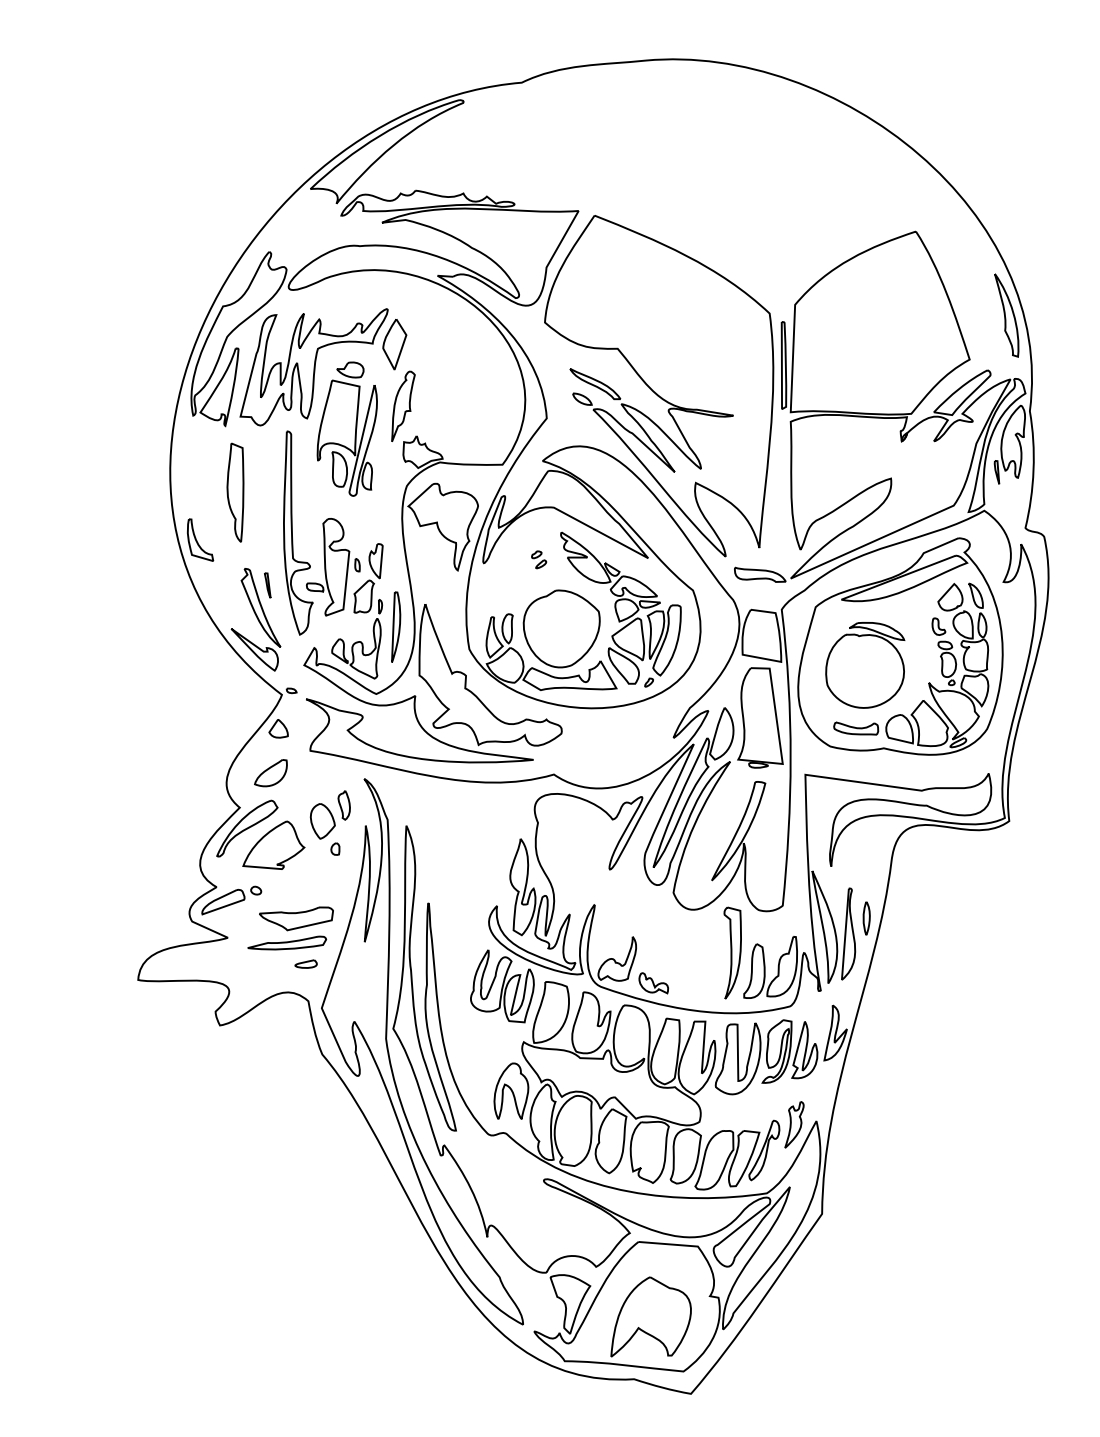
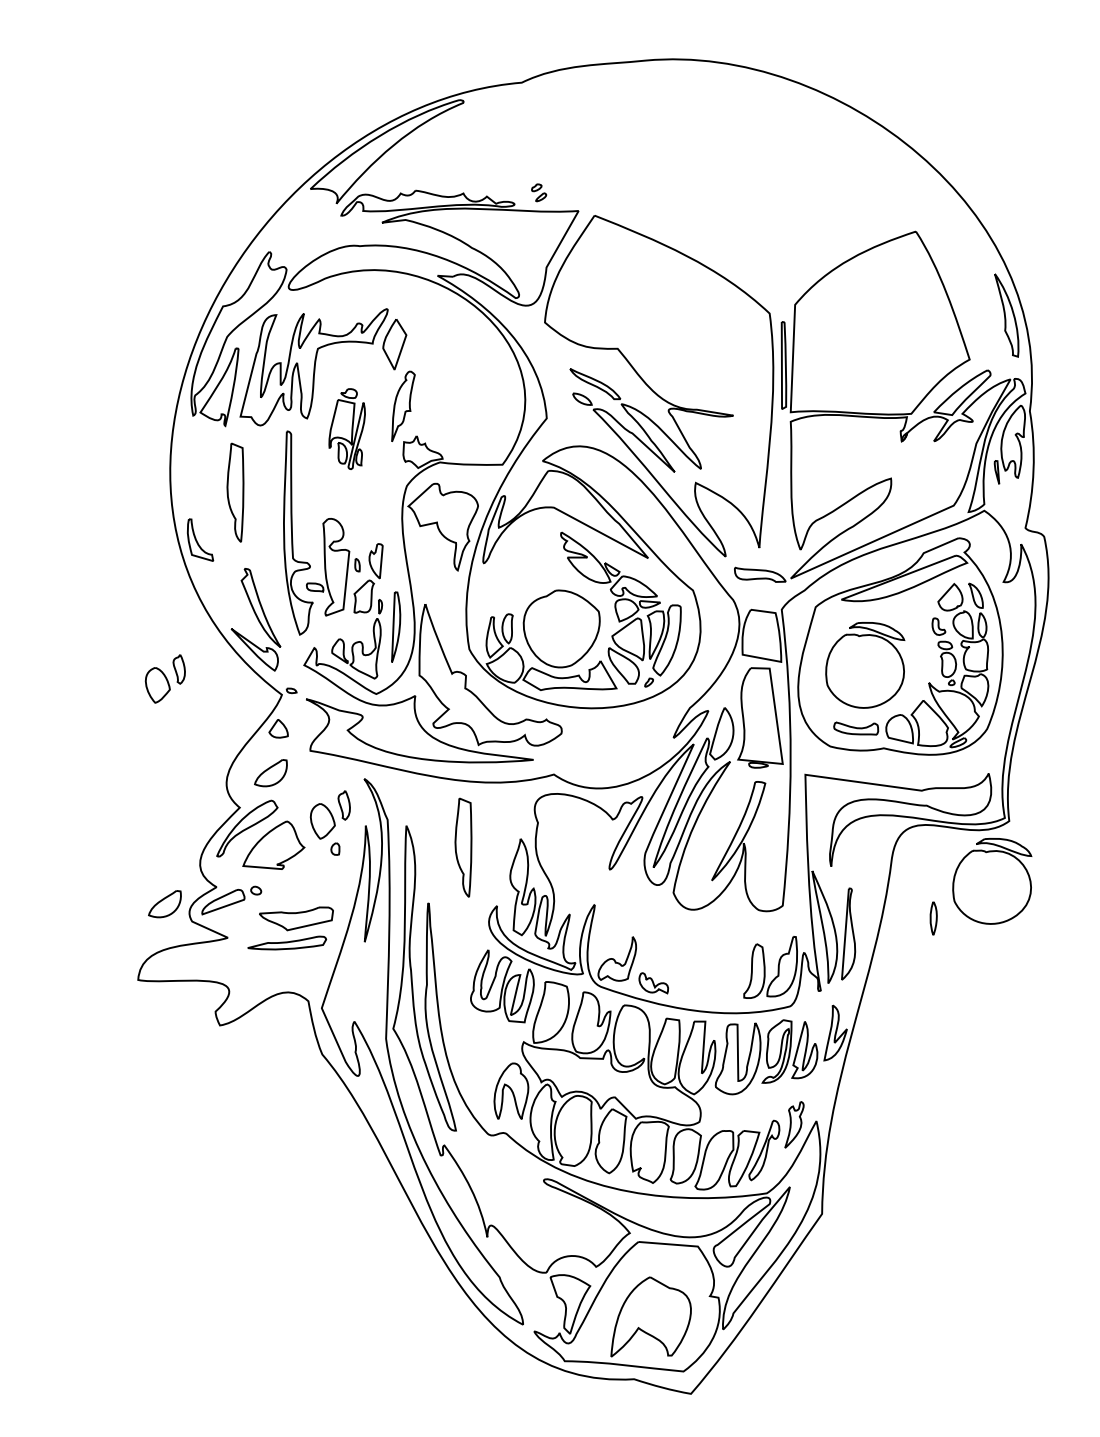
part size: 62x136 px -> 38x82 px (346, 428)
part position: (539, 559) -> (539, 192) (539, 192)
part: present -> none (267, 585)
part: none -> present (164, 678)
part: none -> present (463, 847)
part: none -> present (992, 881)
part: none -> present (164, 904)
part position: (866, 918) -> (933, 918) (933, 918)
part: present -> none (732, 952)
part: present -> none (305, 963)
